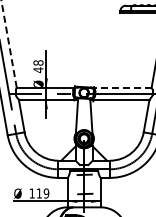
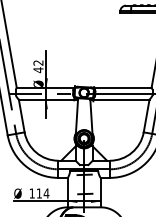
line: dashed -> solid (8, 43)
text: 48 -> 42 (38, 62)
line: dashed -> solid (121, 87)
text: 119 -> 114 (46, 193)
